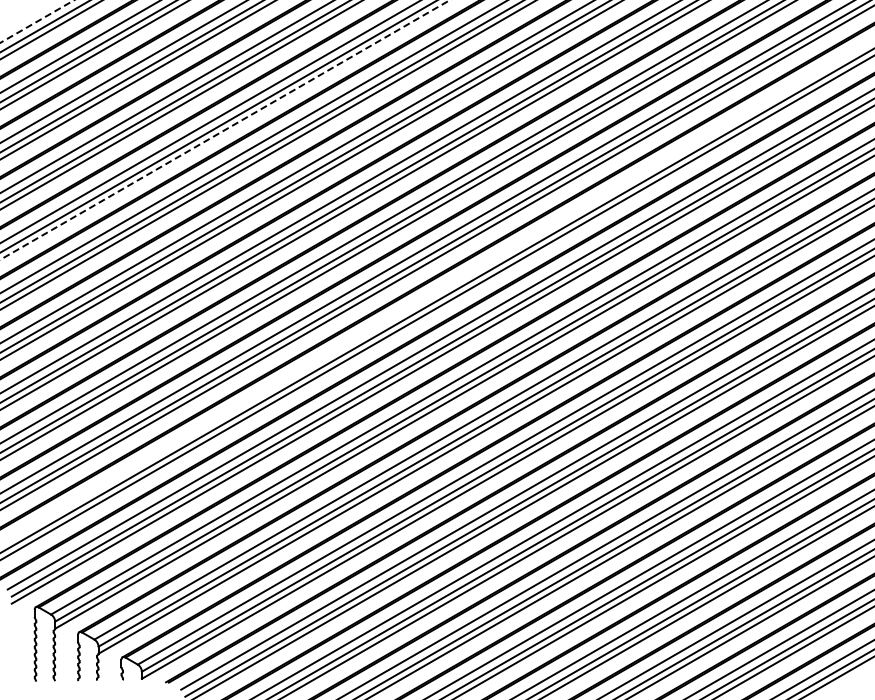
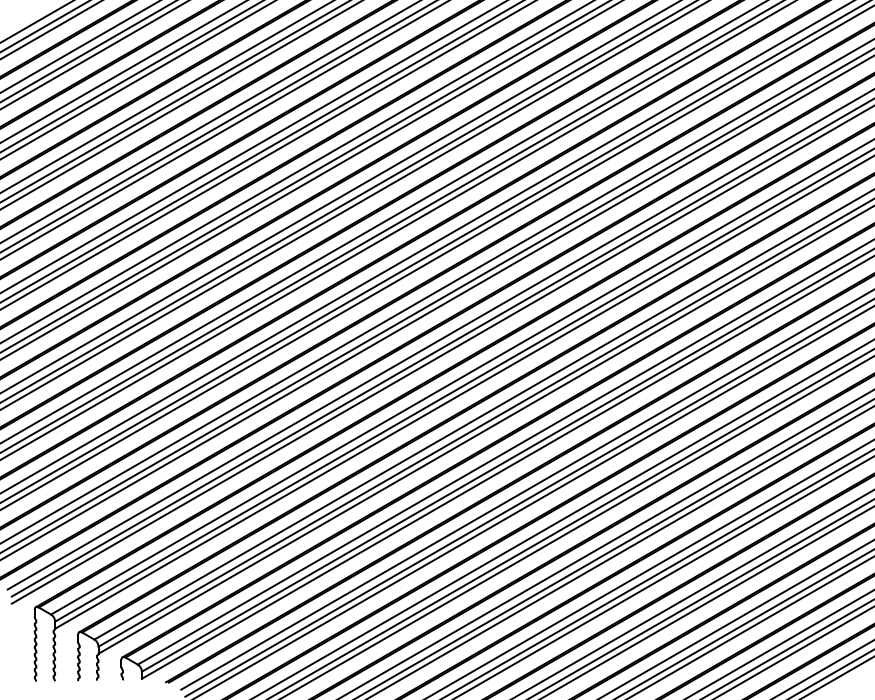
line: dashed -> solid (38, 21)
line: dashed -> solid (225, 129)
line: none -> present (436, 291)
